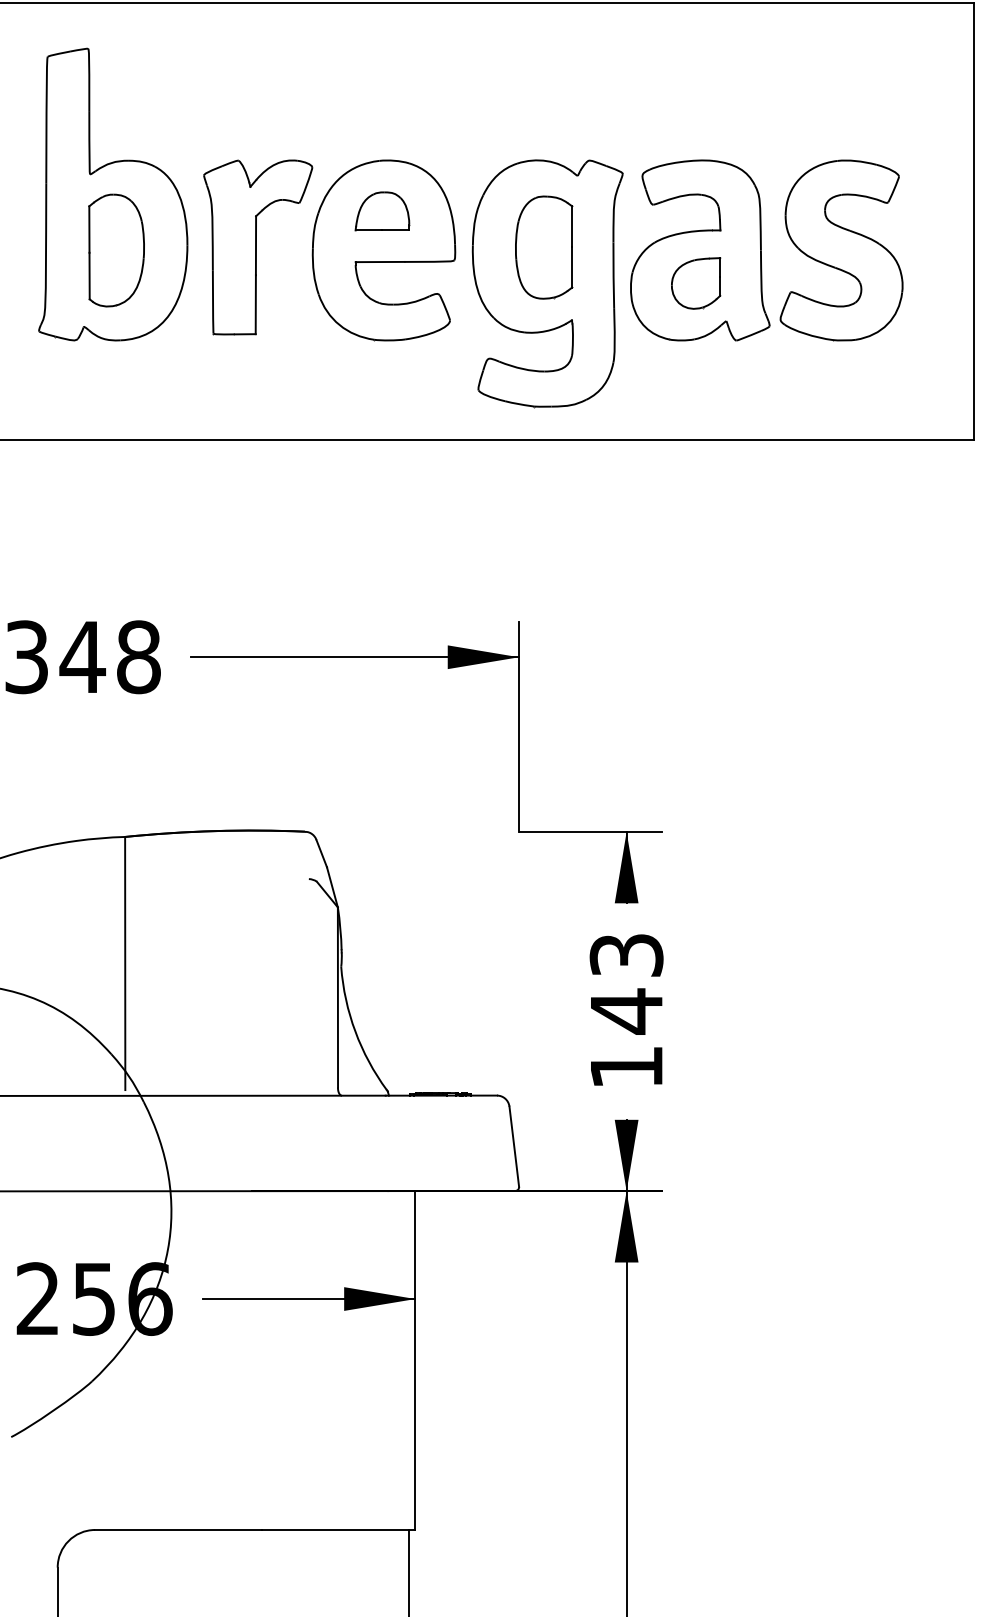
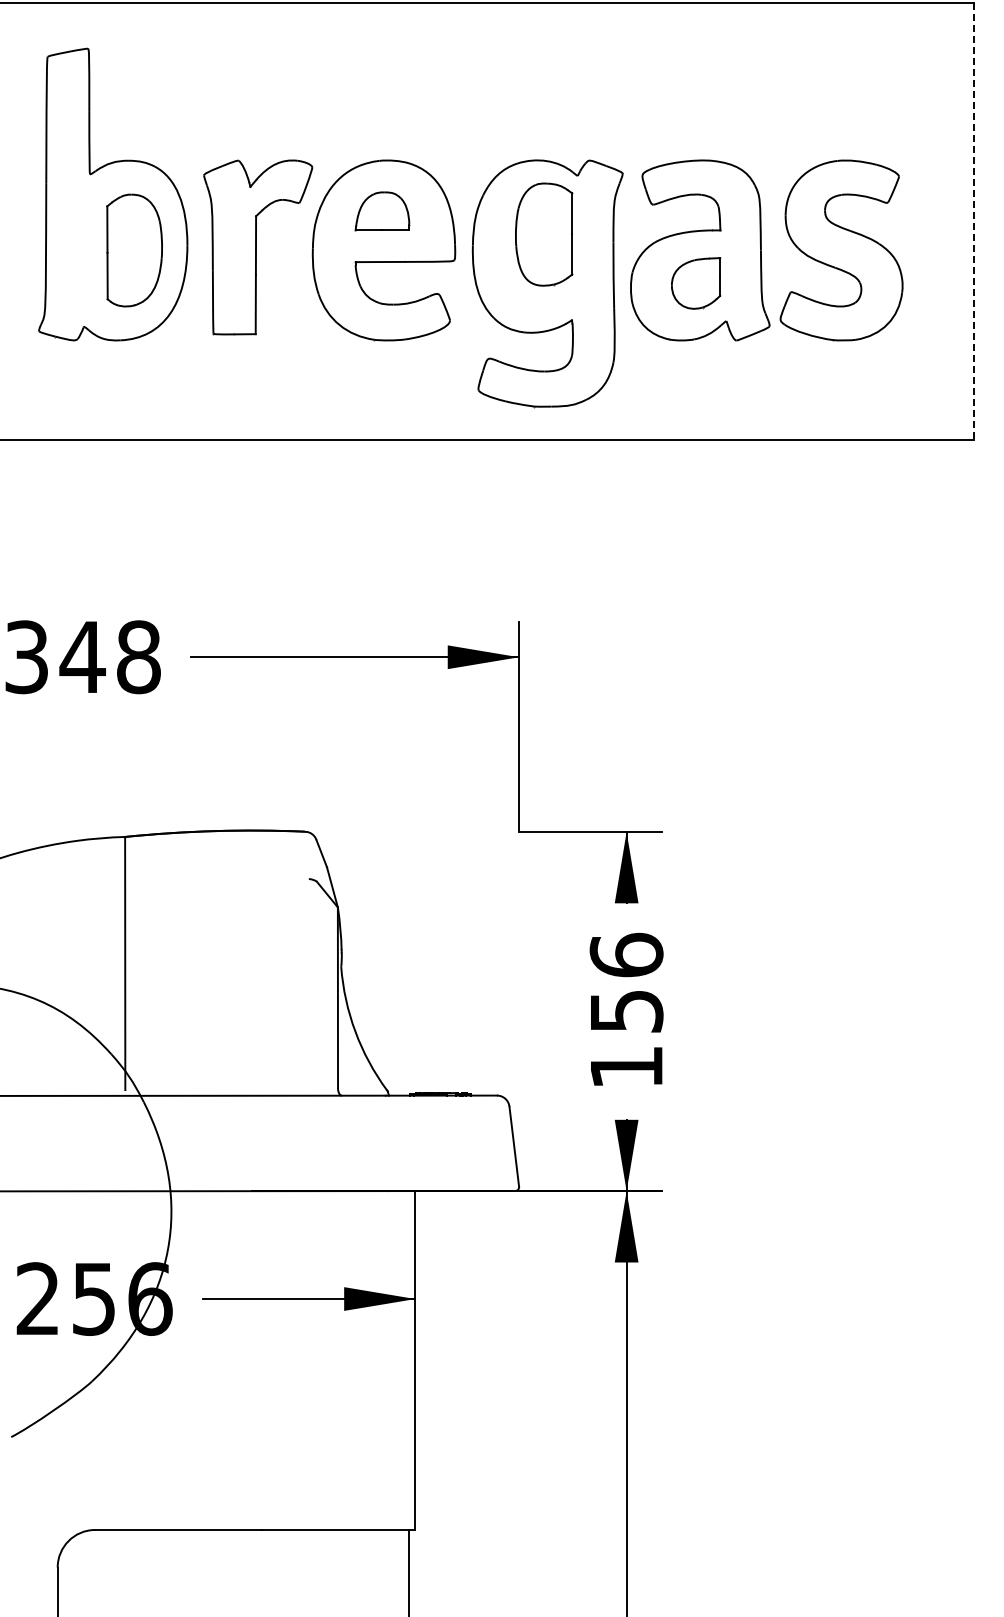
line: solid -> dashed (973, 222)
part position: (544, 247) -> (544, 234) (544, 234)
part position: (116, 250) -> (134, 250) (134, 250)
text: 143 -> 156 (626, 983)
